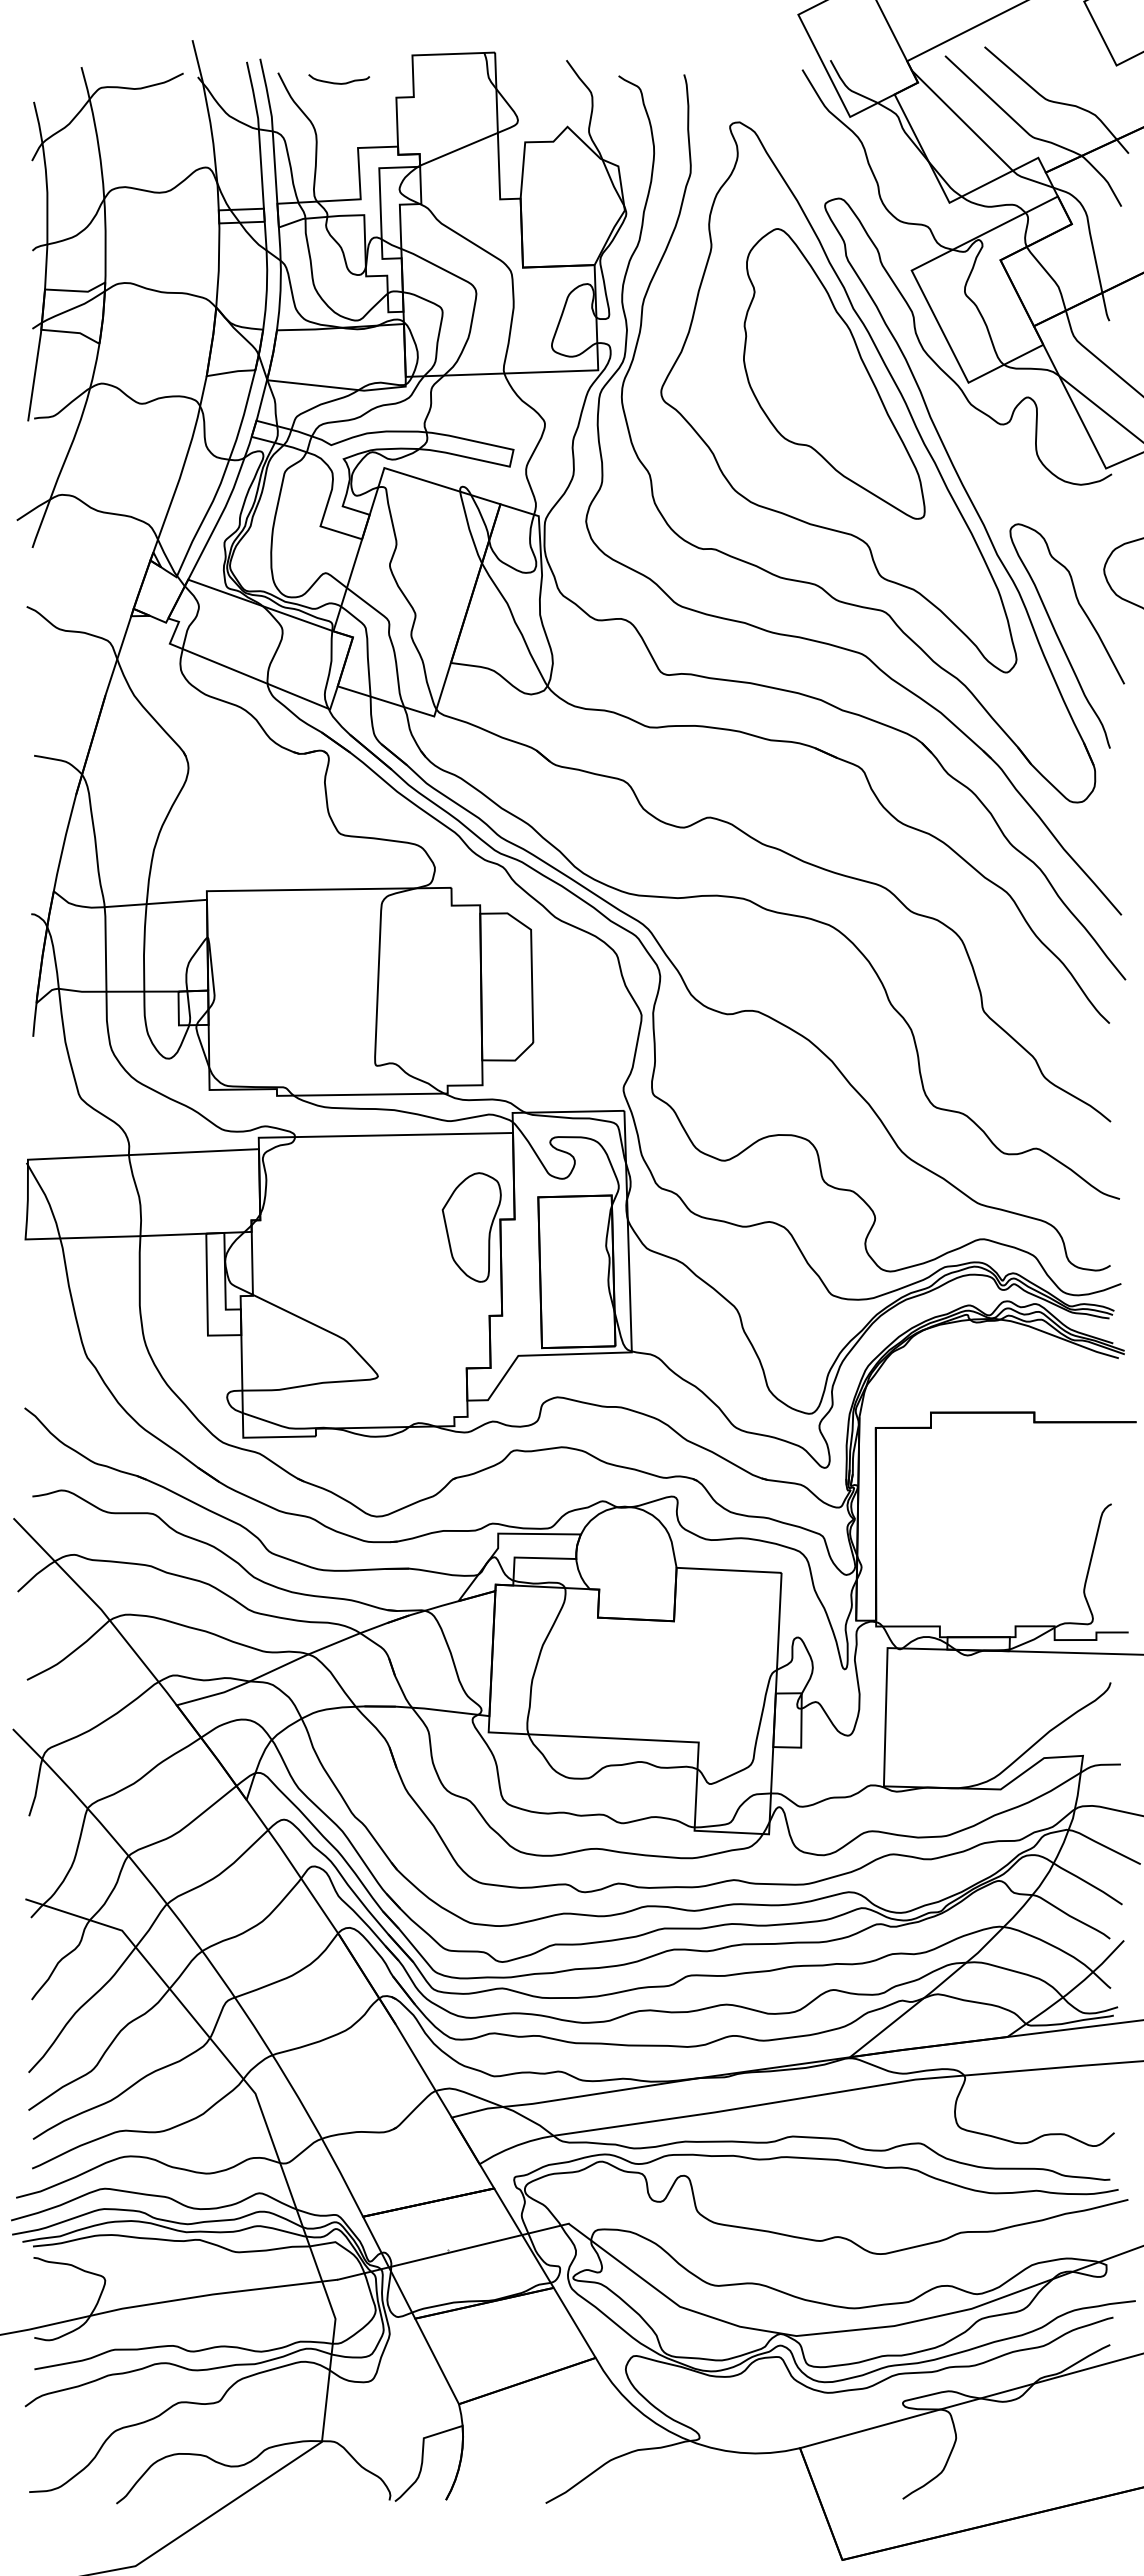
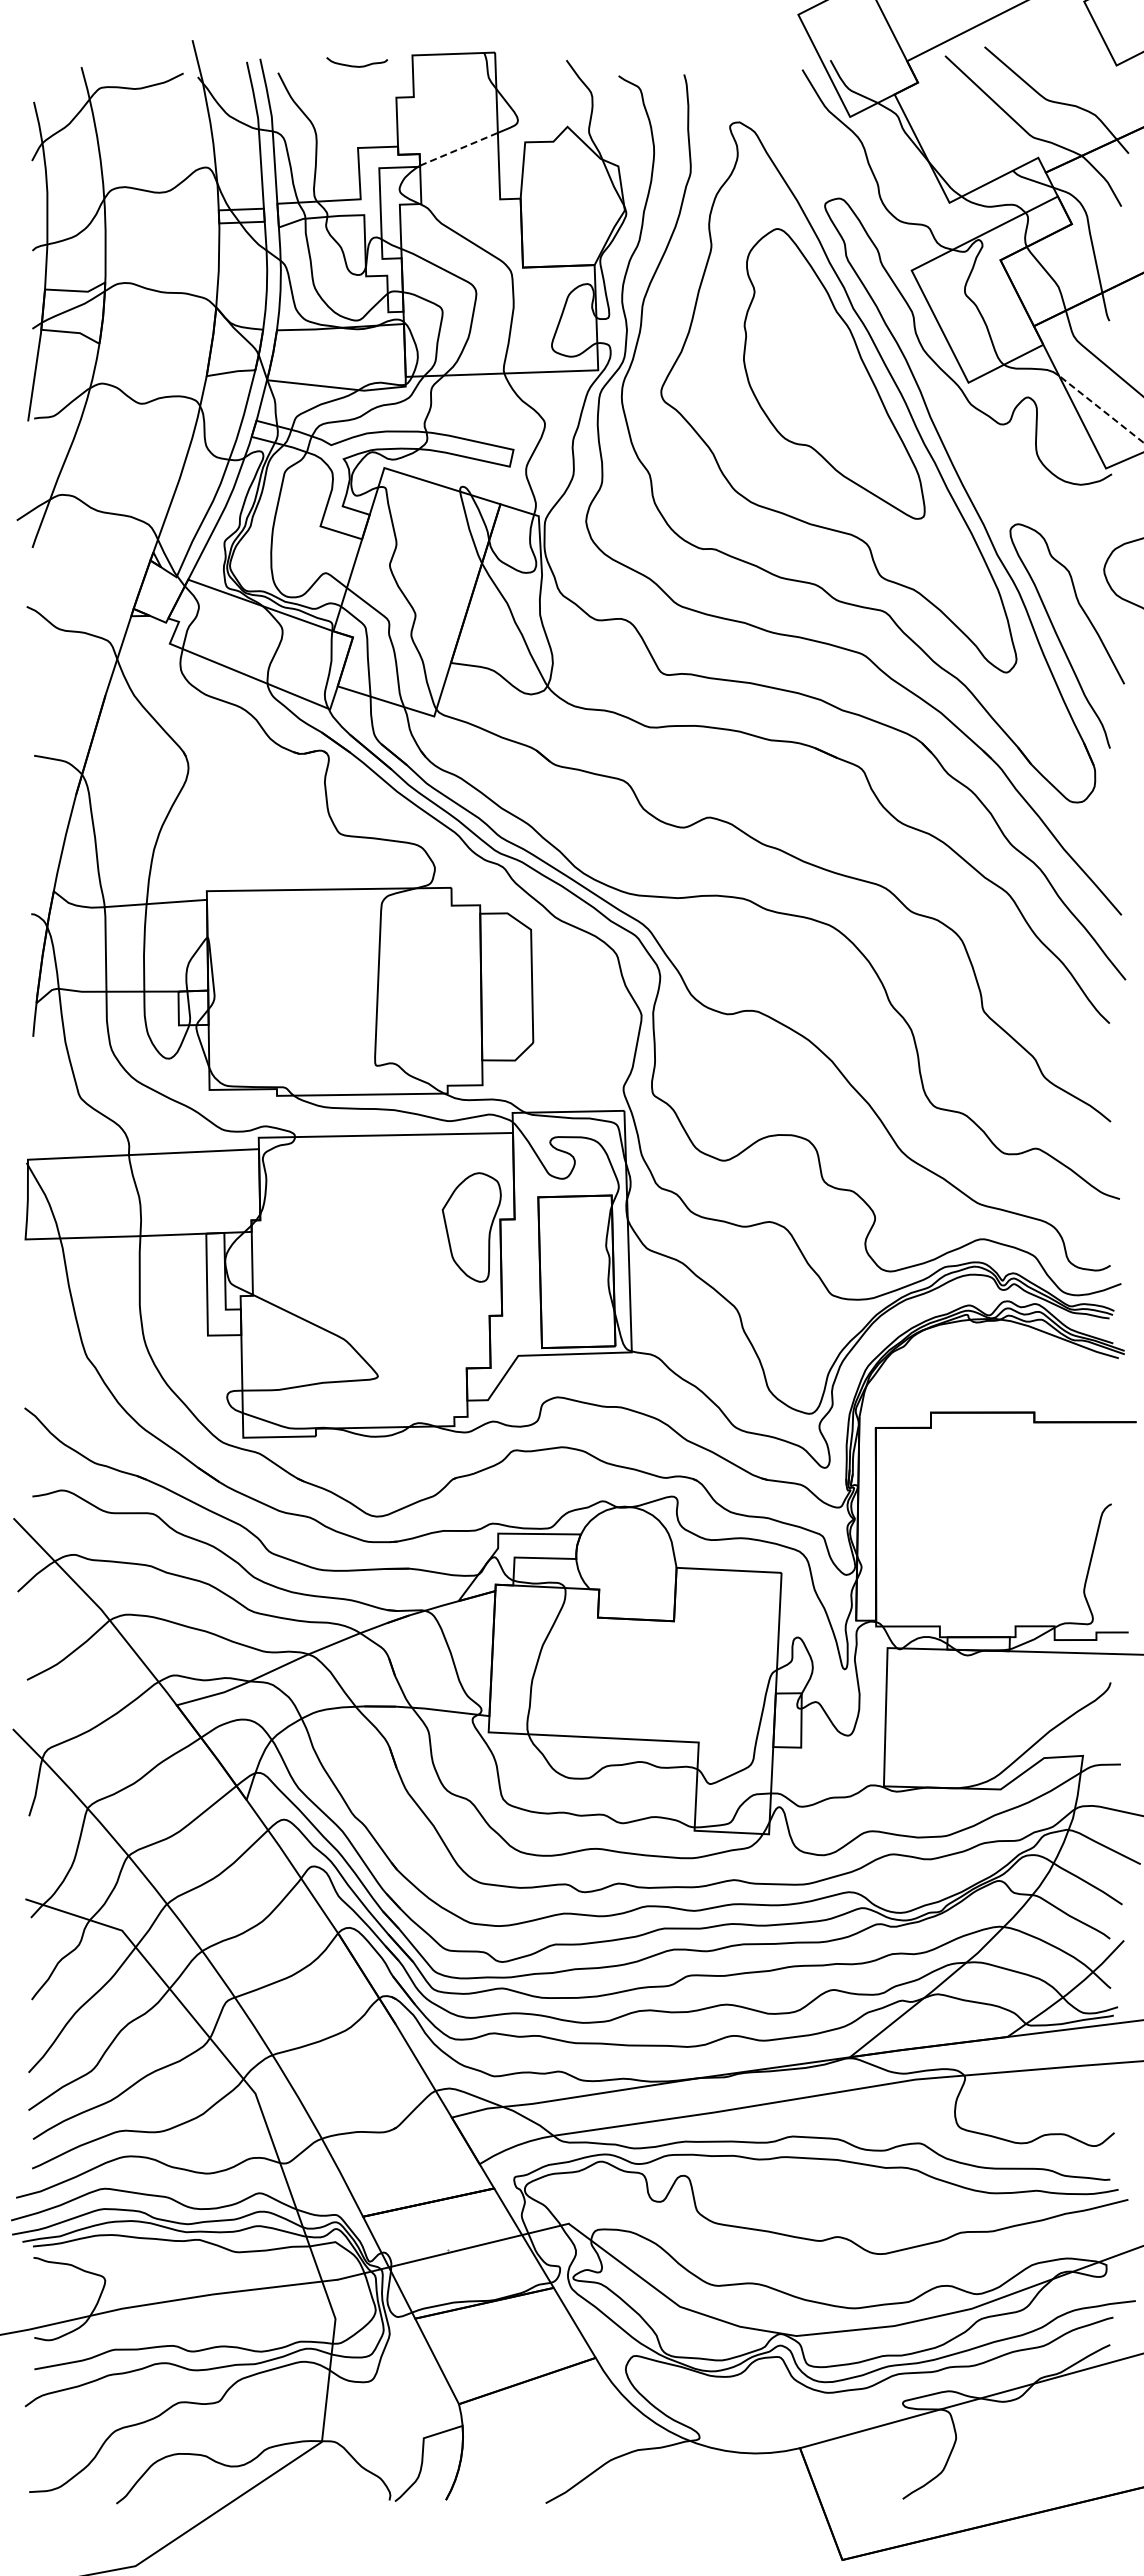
curve position: (339, 82) -> (357, 65) (357, 65)
line: present -> none (961, 120)
line: solid -> dashed (459, 149)
line: solid -> dashed (1101, 409)
